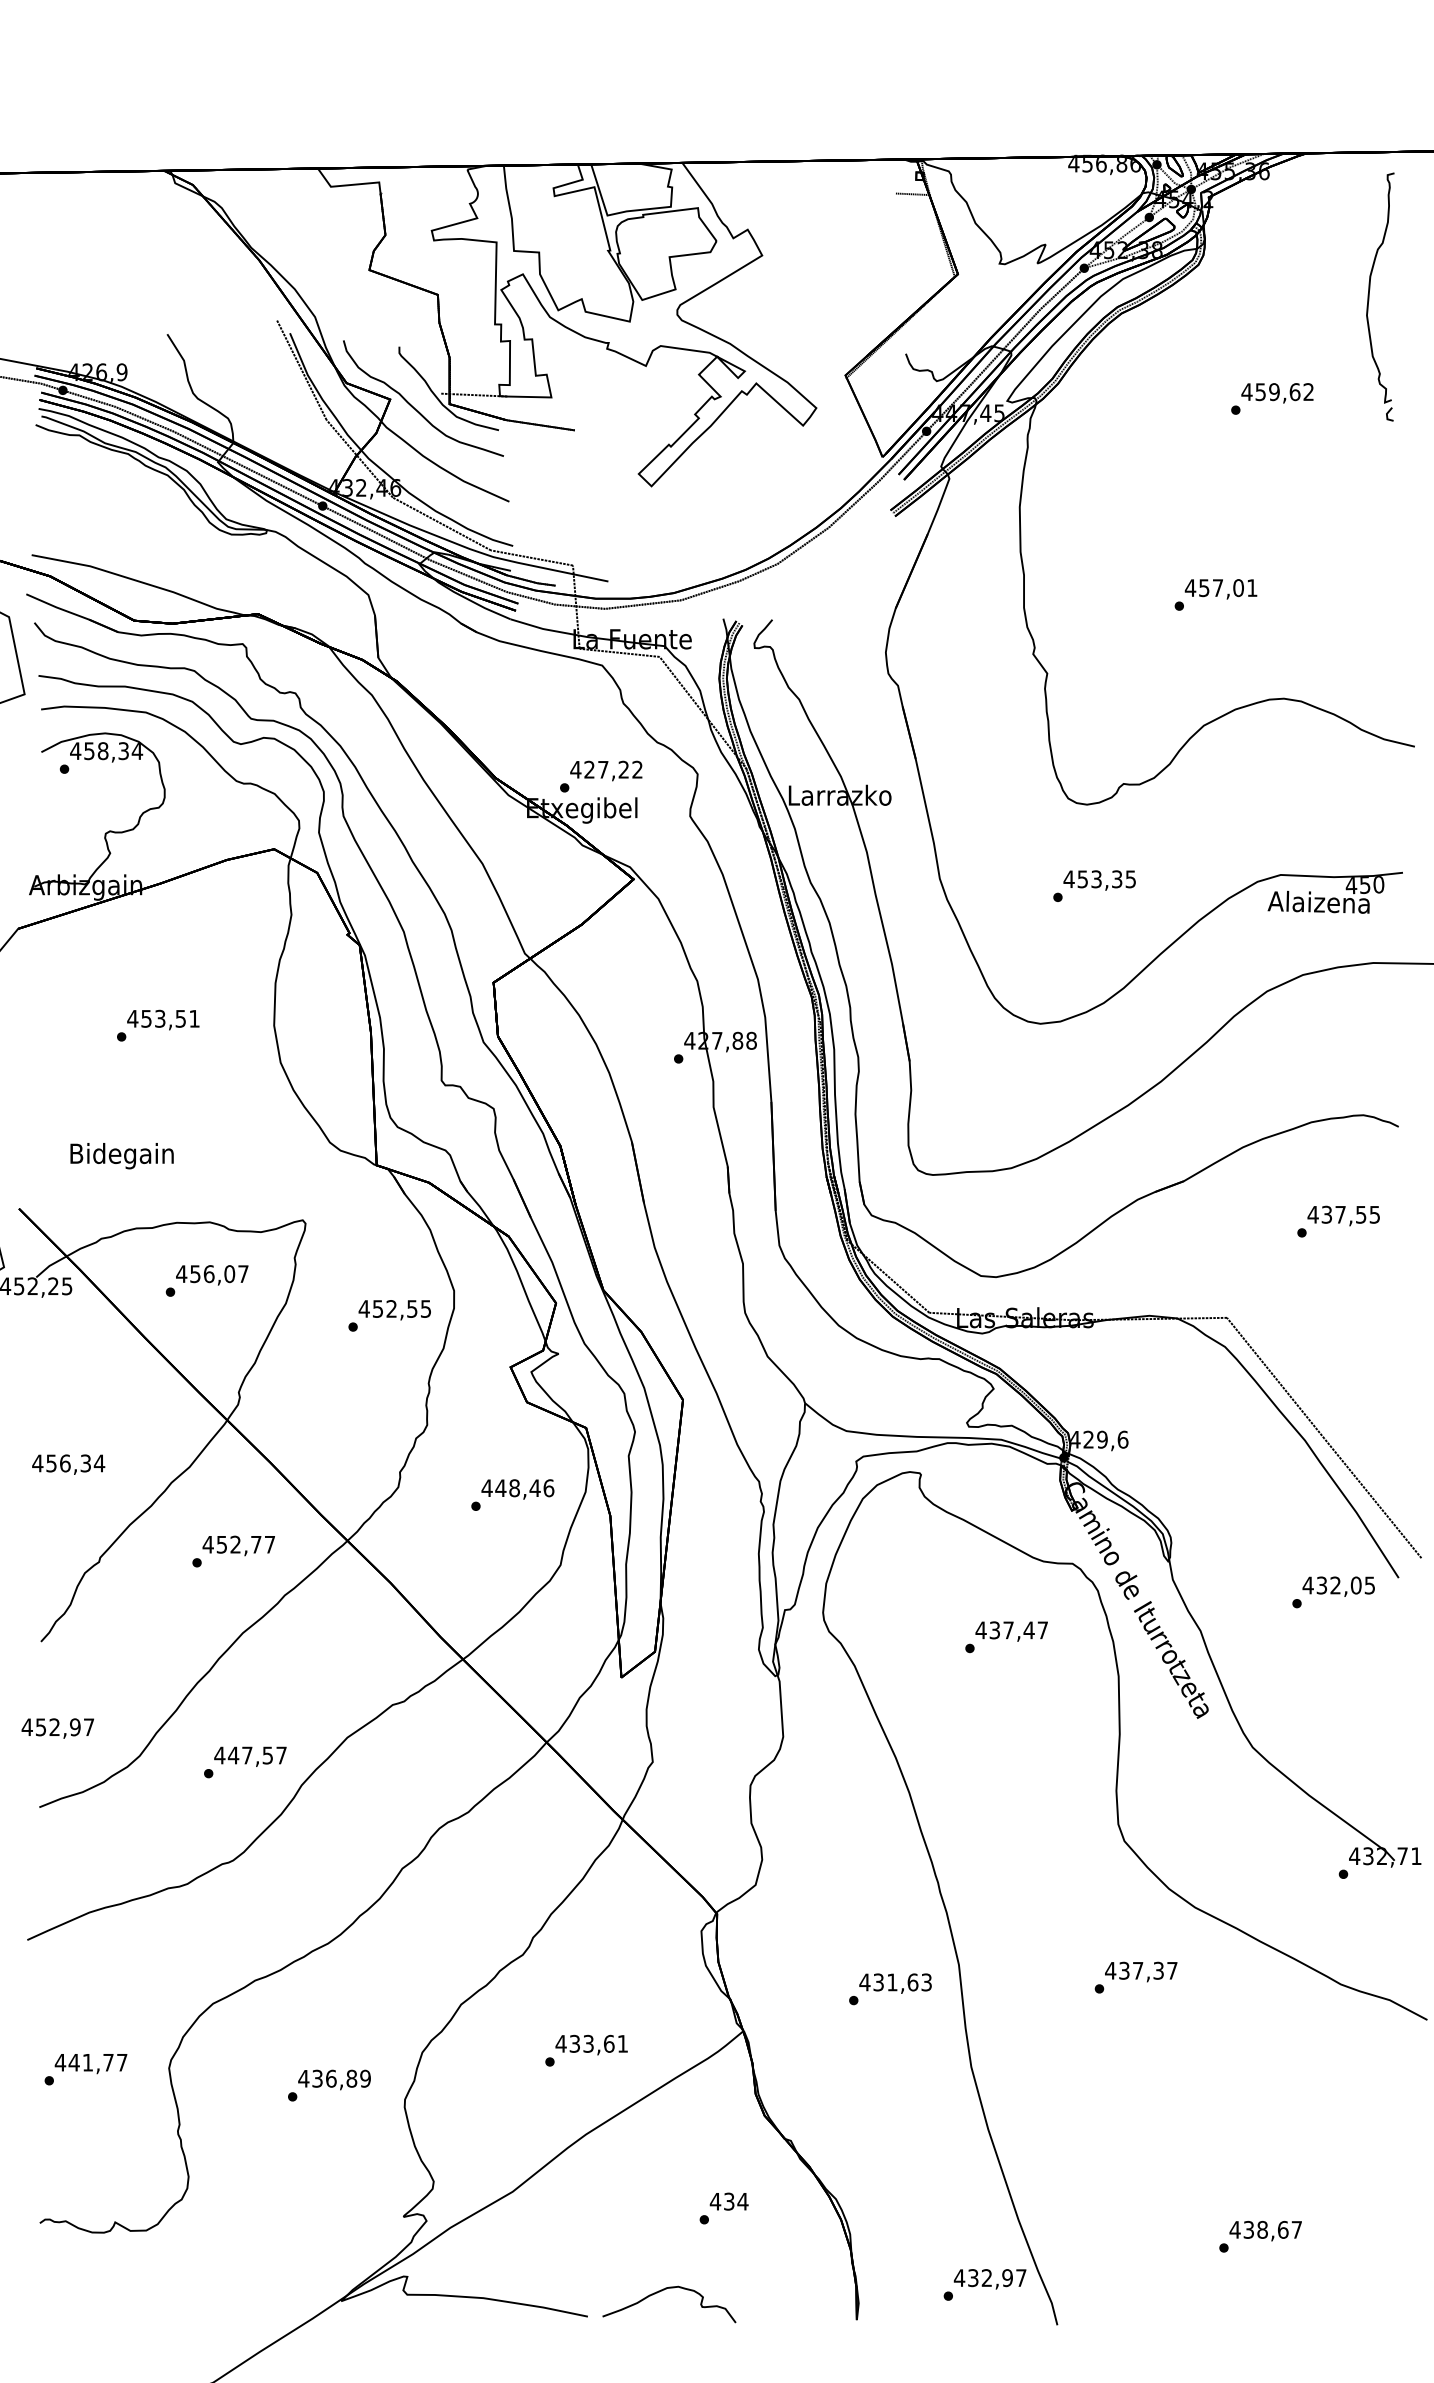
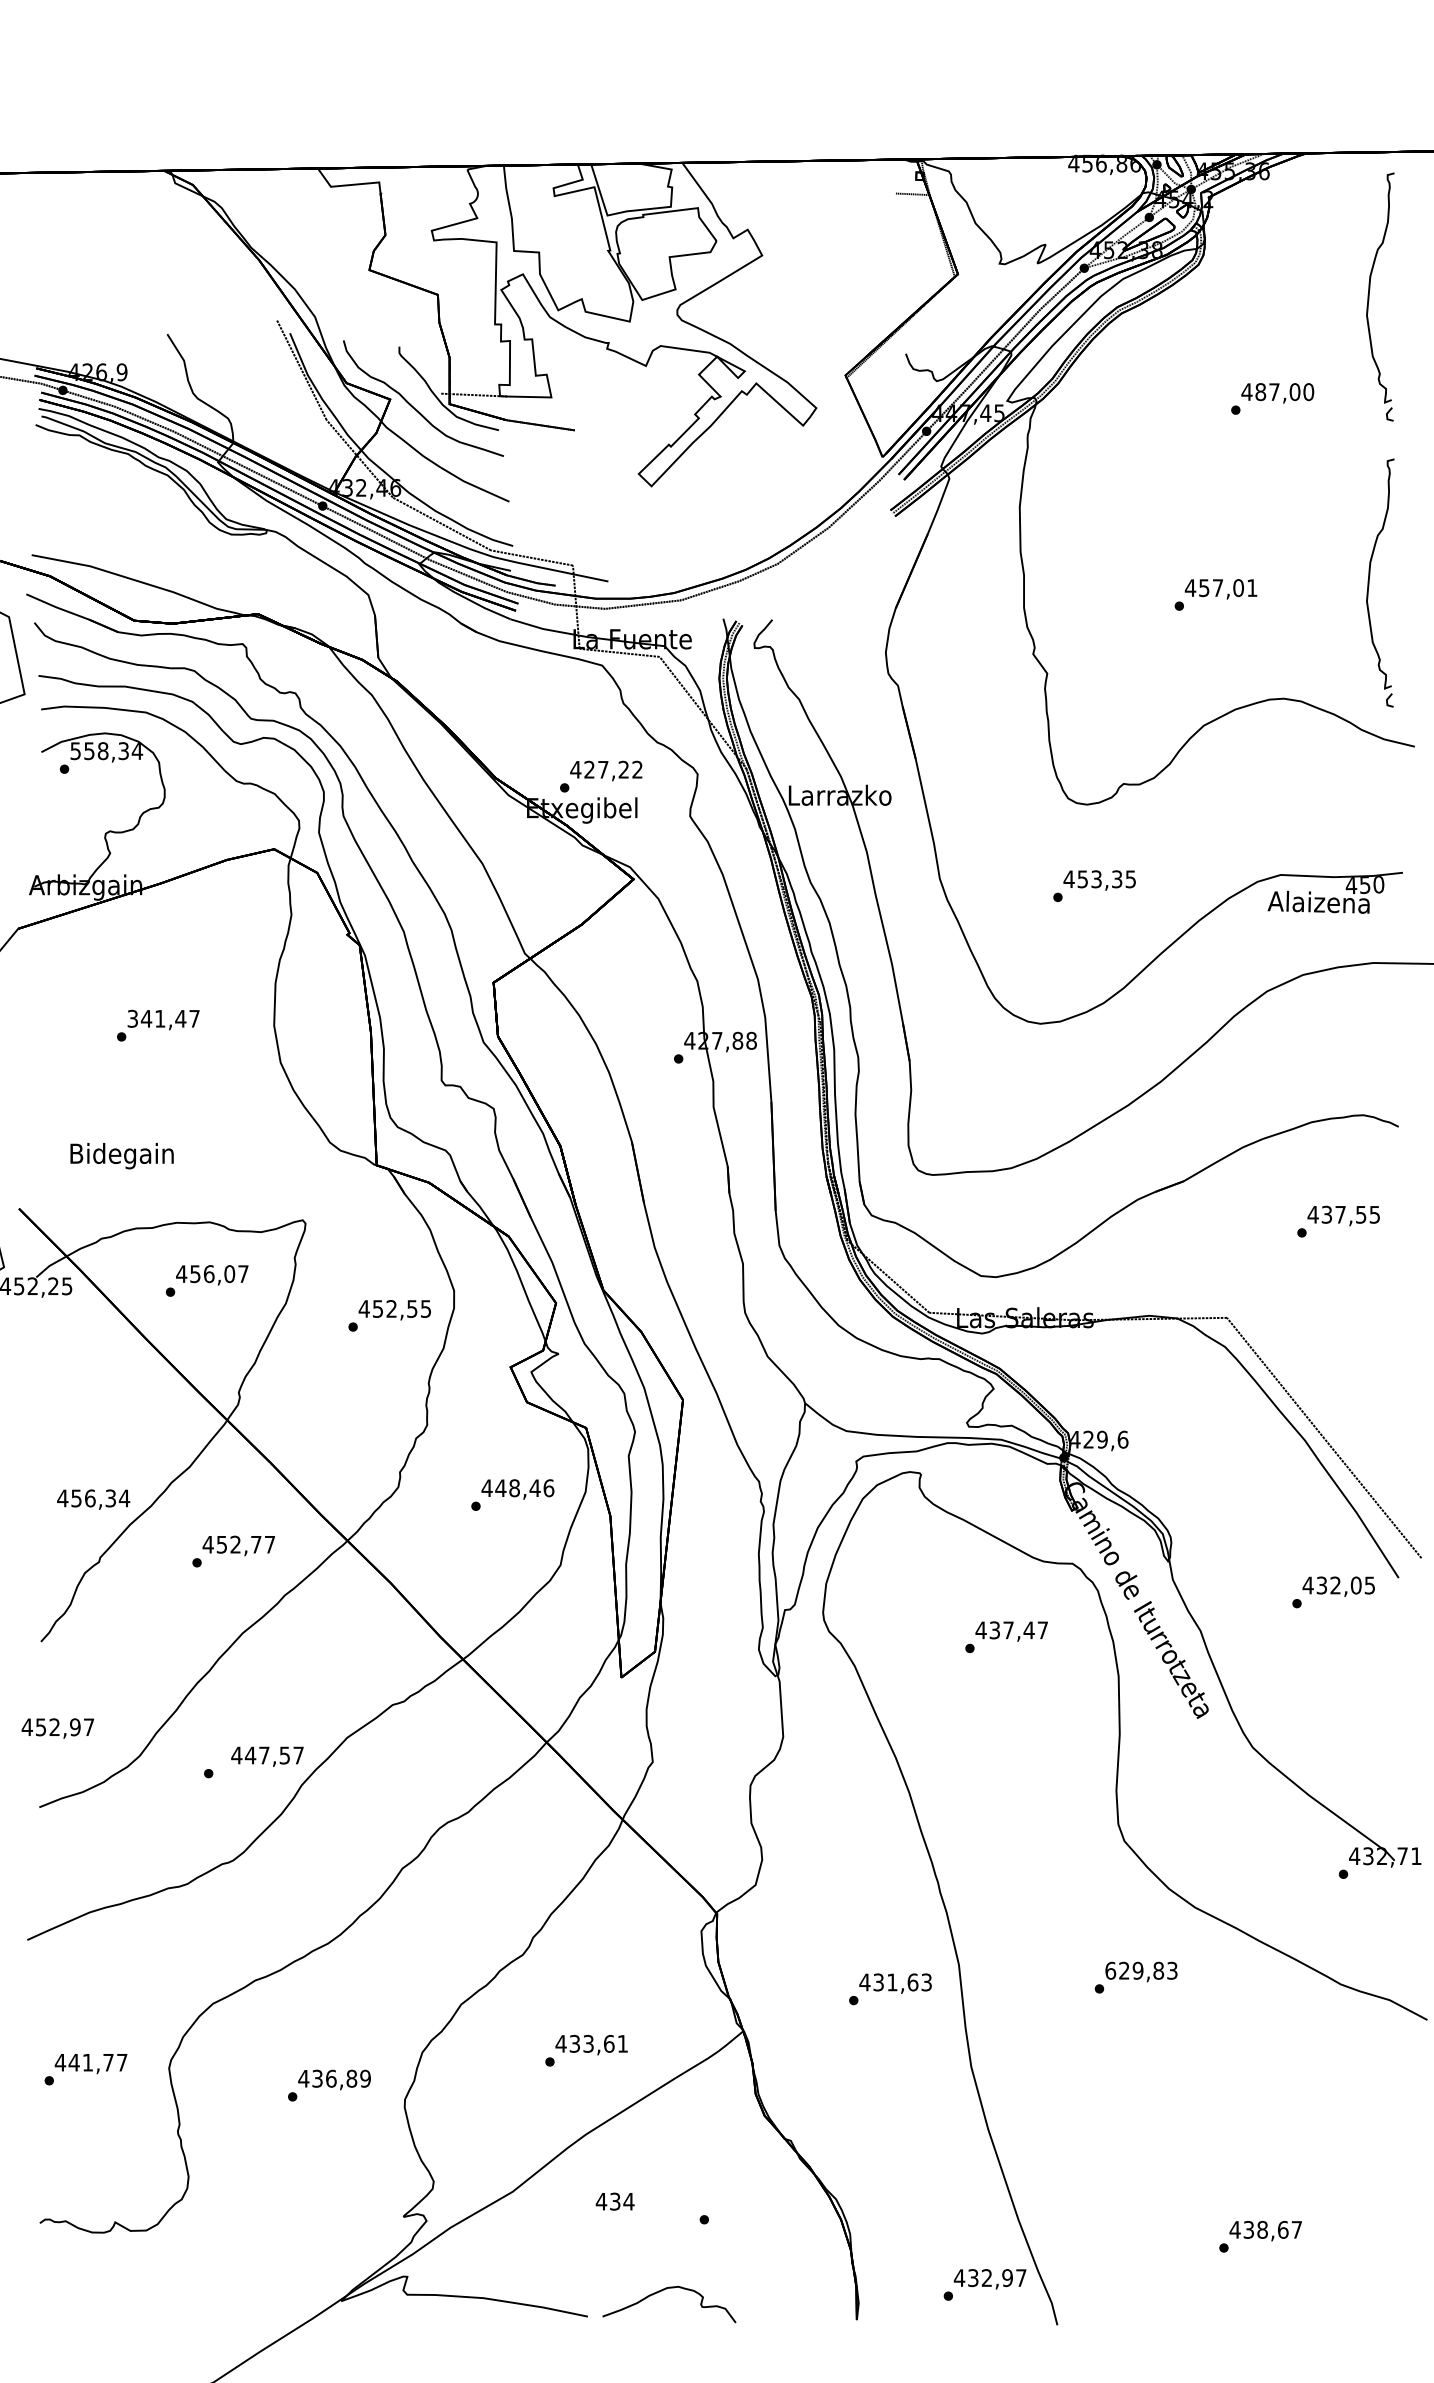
text: 459,62 -> 487,00 (1284, 392)
part: none -> present (1369, 582)
text: 458,34 -> 558,34 (75, 751)
text: 453,51 -> 341,47 (163, 1018)
text position: (68, 1464) -> (93, 1499) (93, 1499)
text position: (250, 1756) -> (267, 1756) (267, 1756)
text: 437,37 -> 629,83 (1141, 1970)
text position: (728, 2201) -> (614, 2201) (614, 2201)
